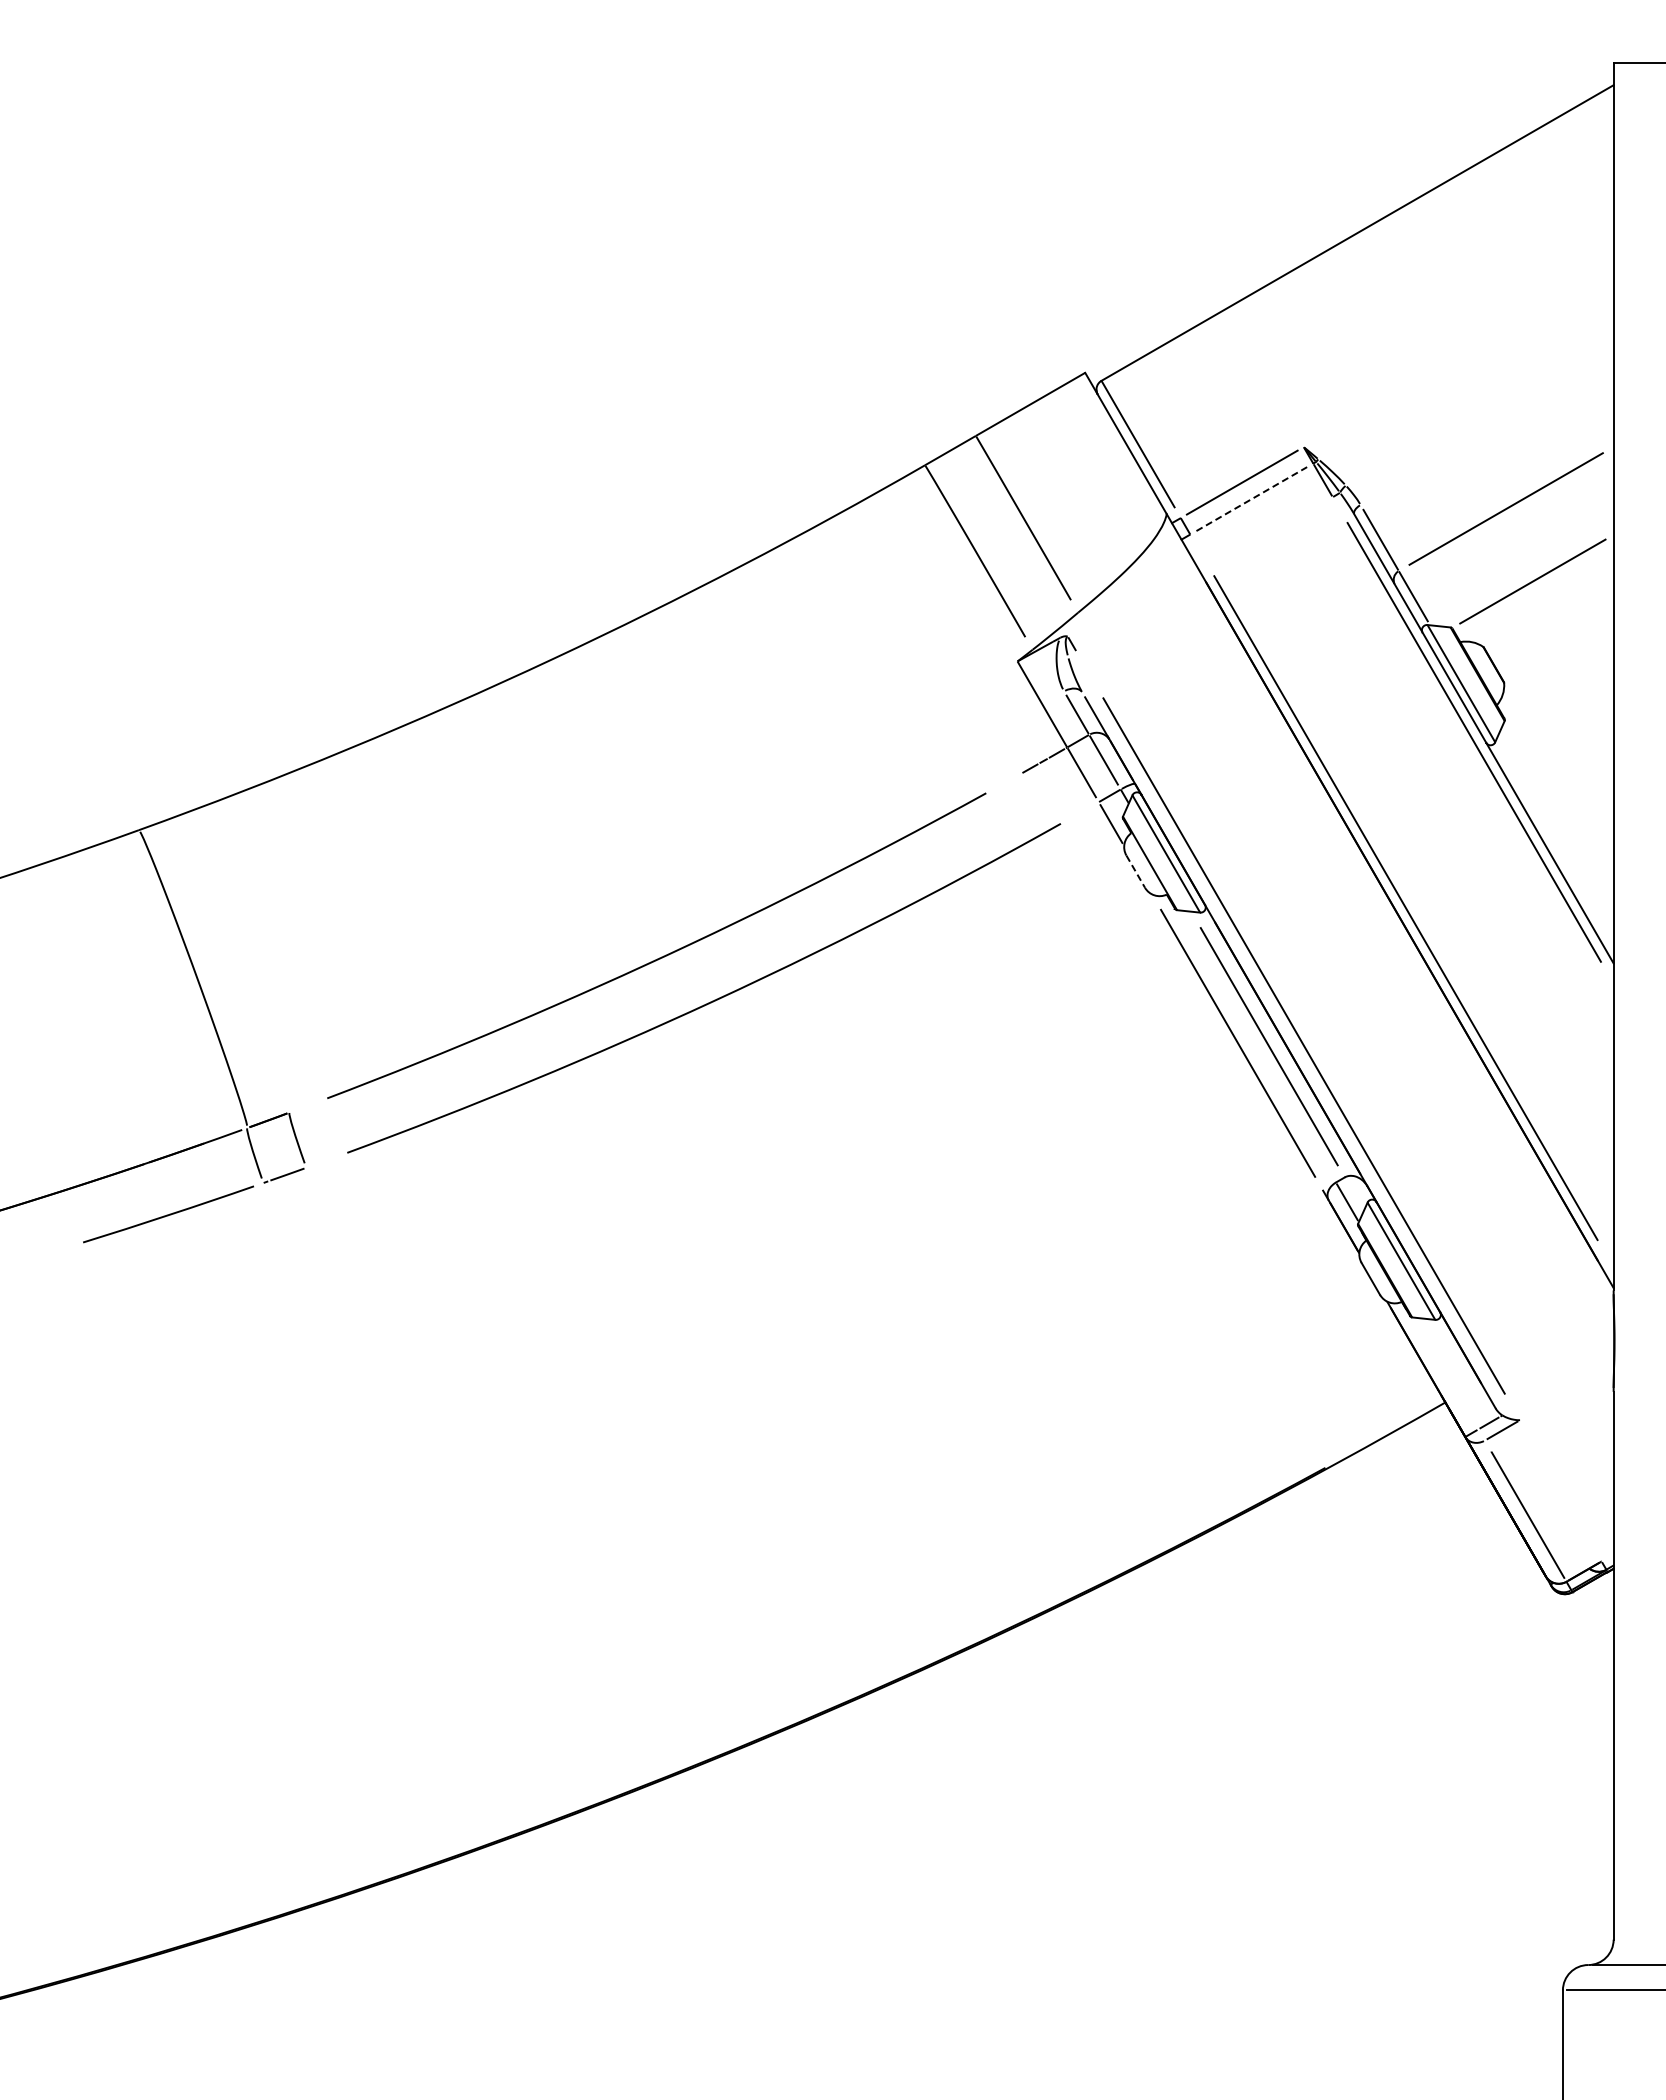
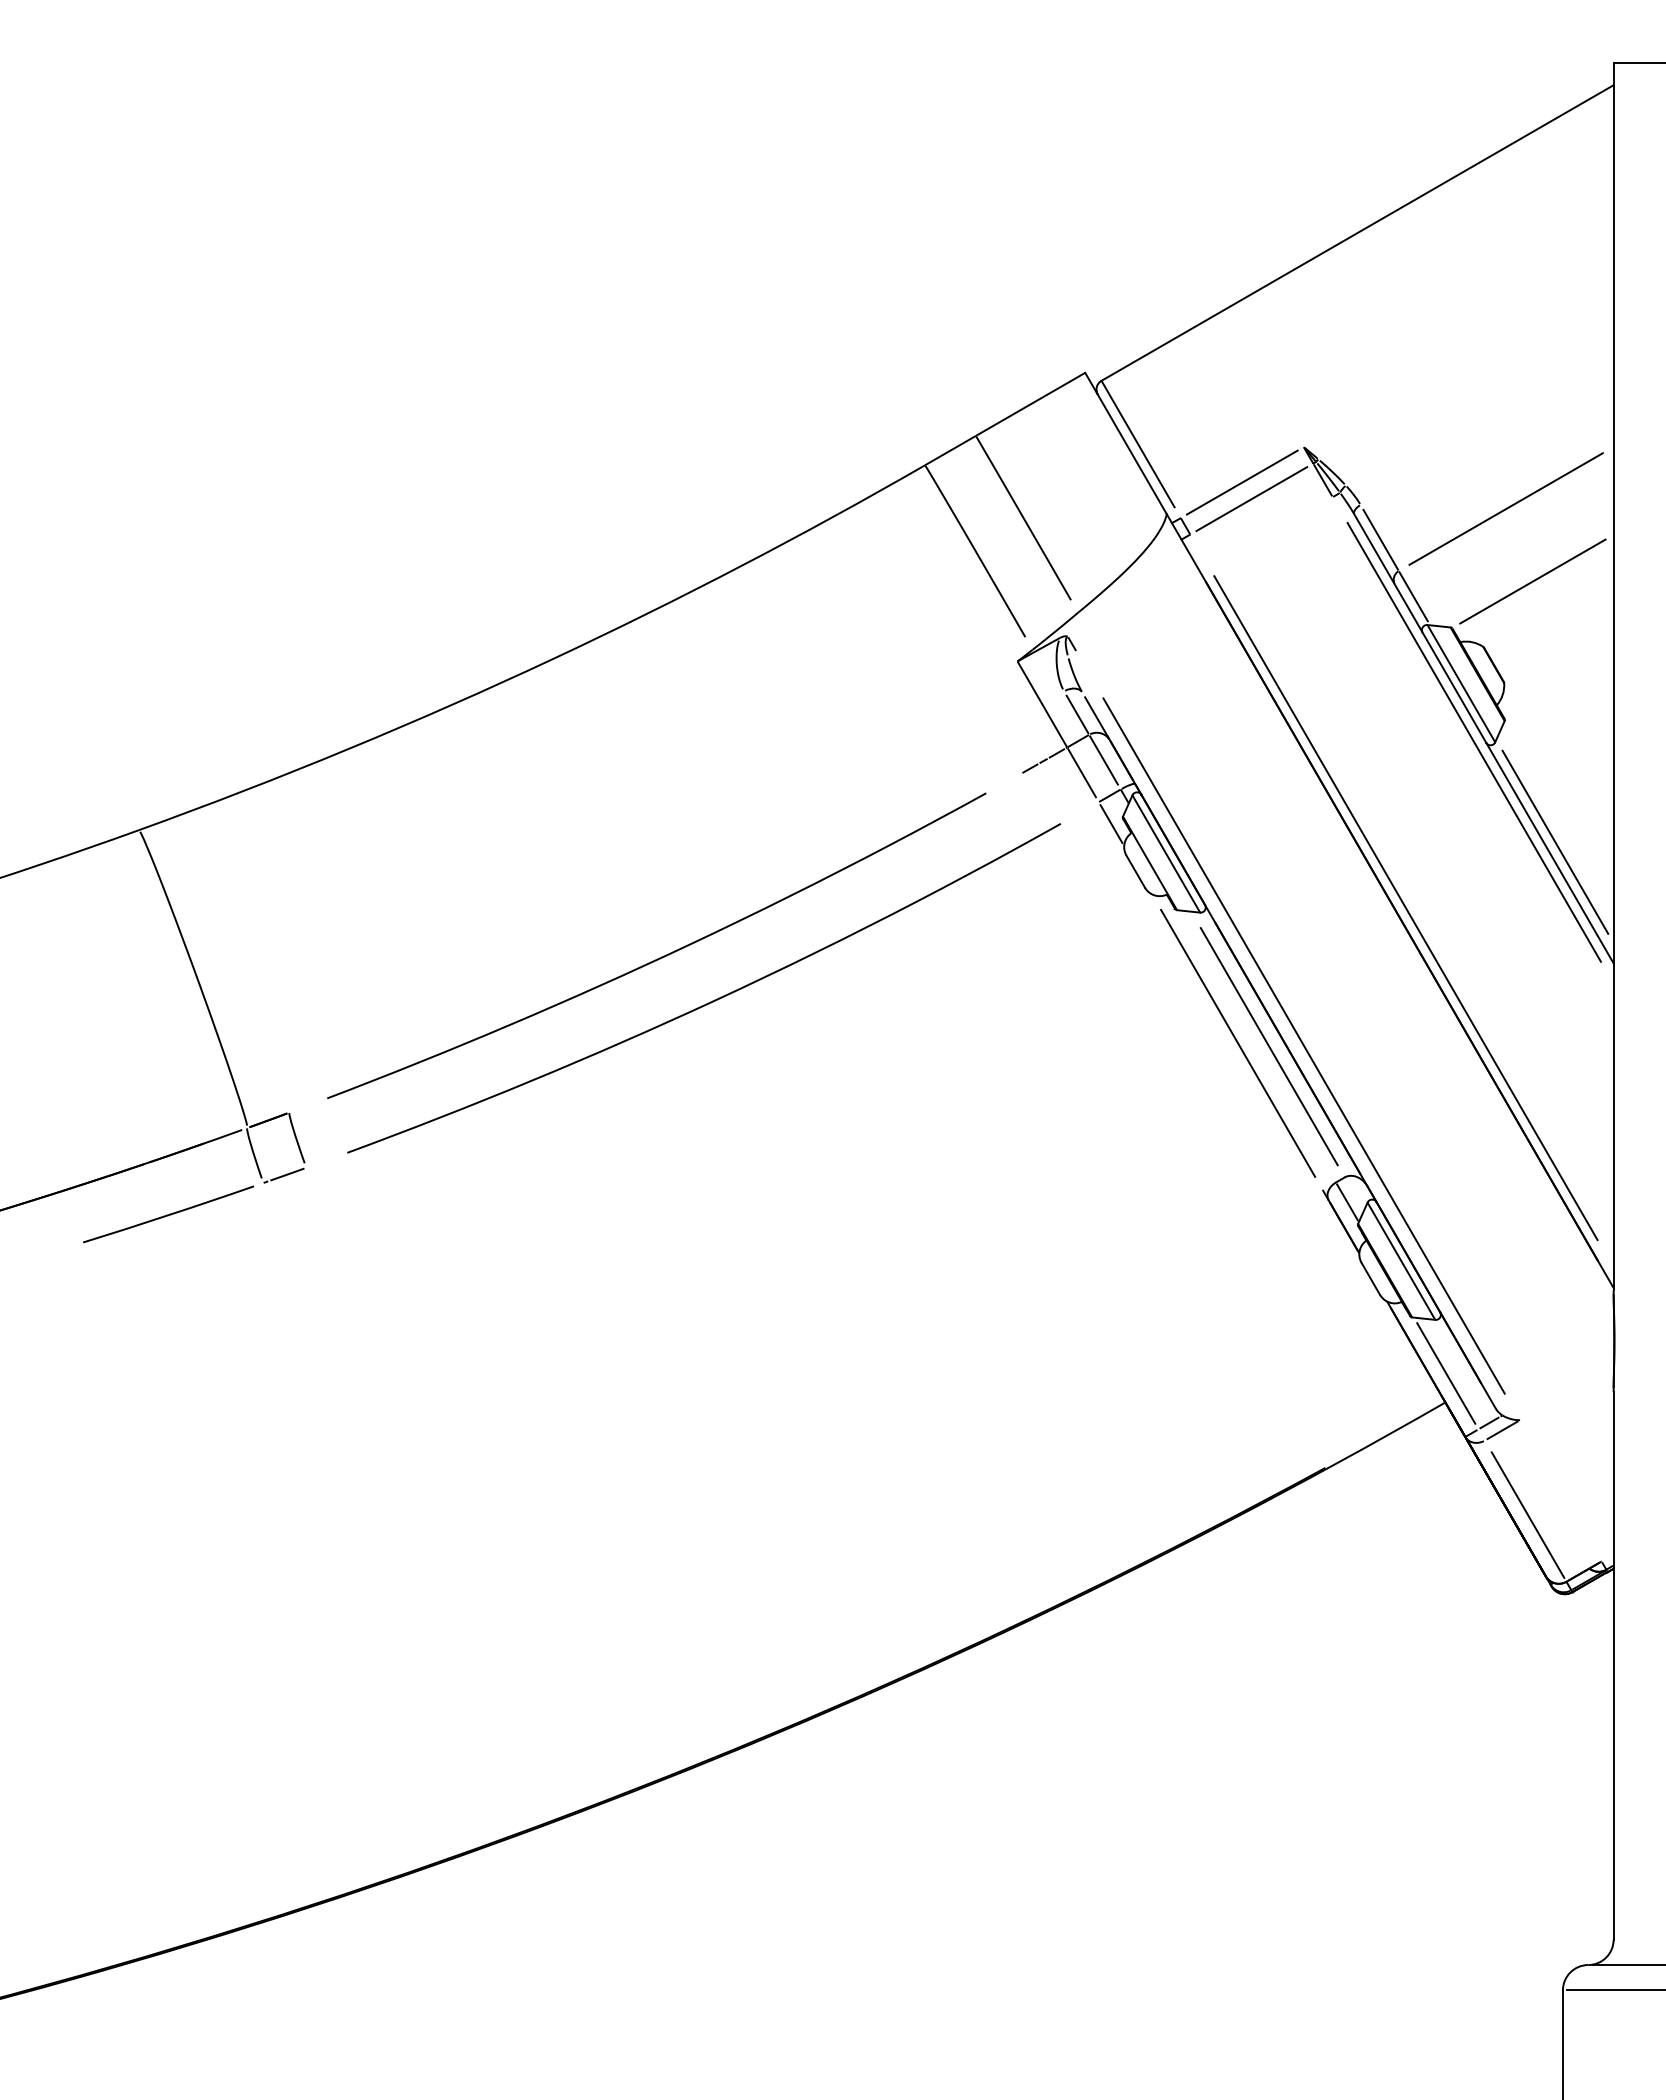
line: dashed -> solid (1251, 499)
line: none -> present (1555, 841)
line: dashed -> solid (1135, 871)
line: none -> present (1446, 1373)
